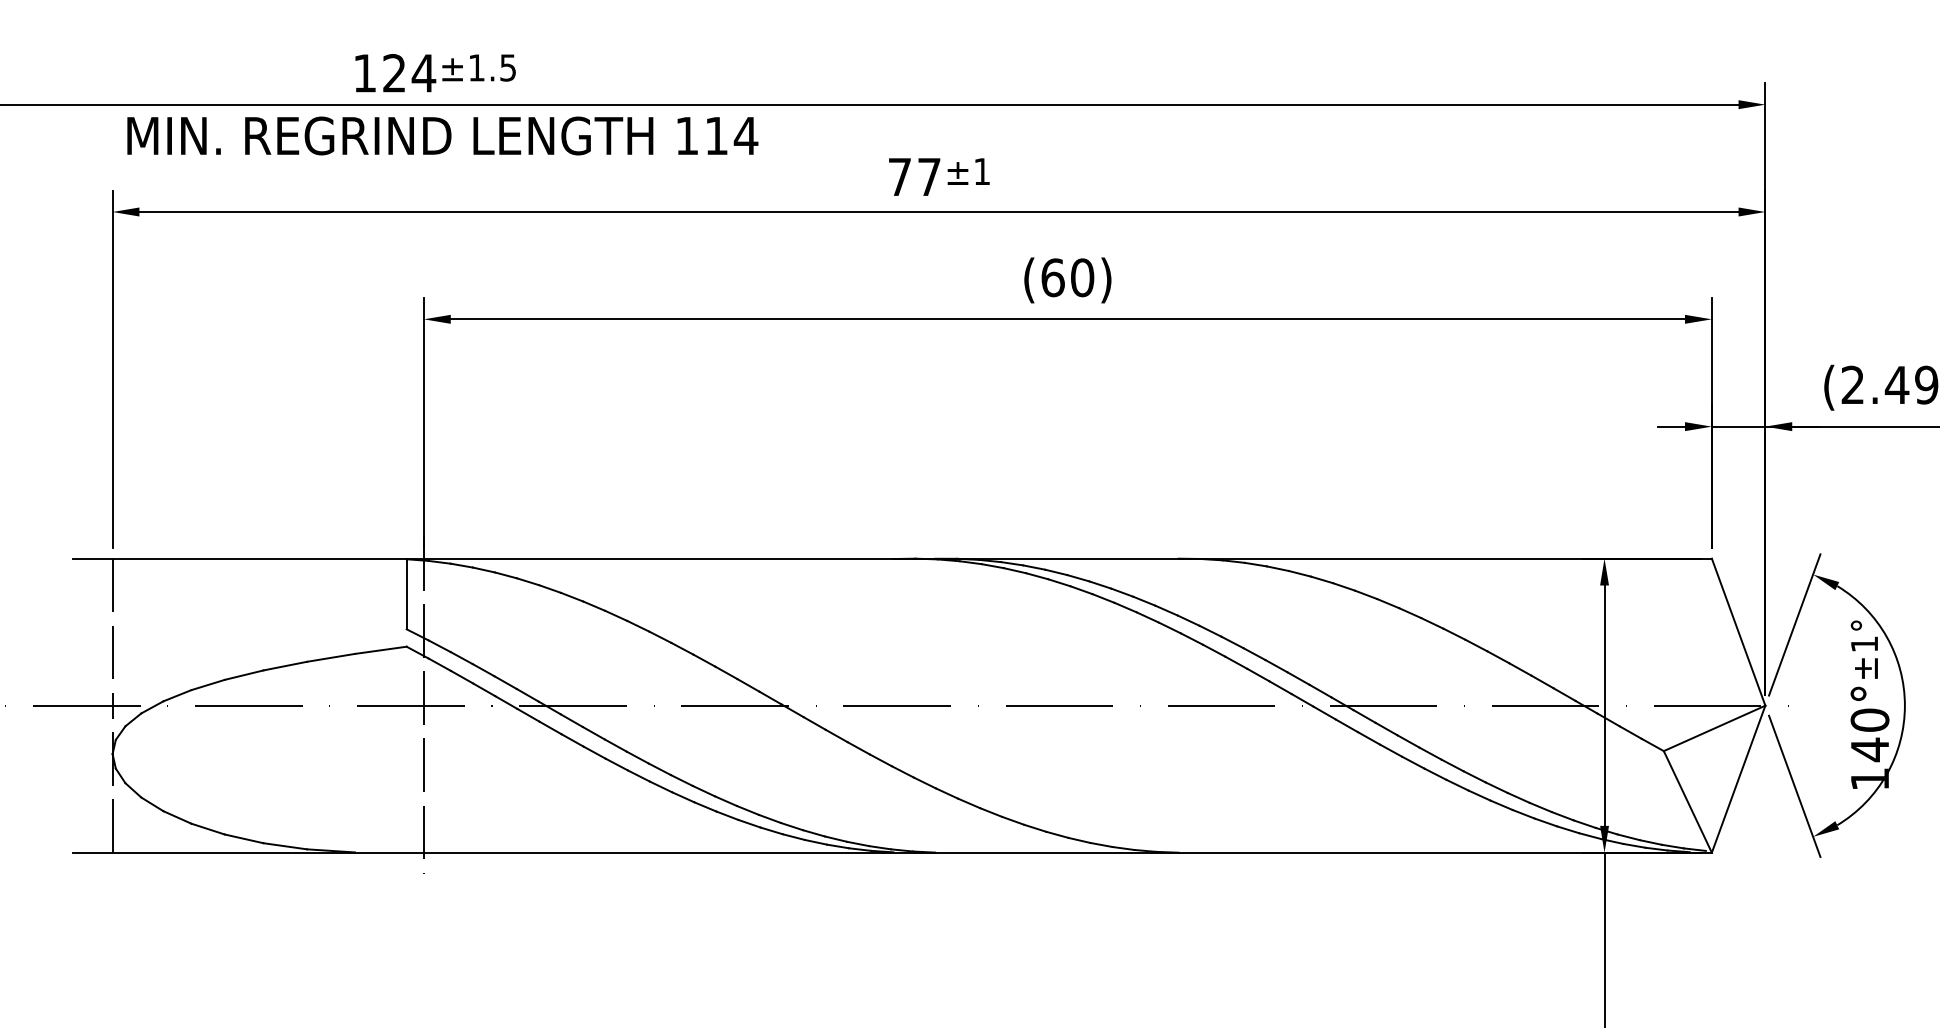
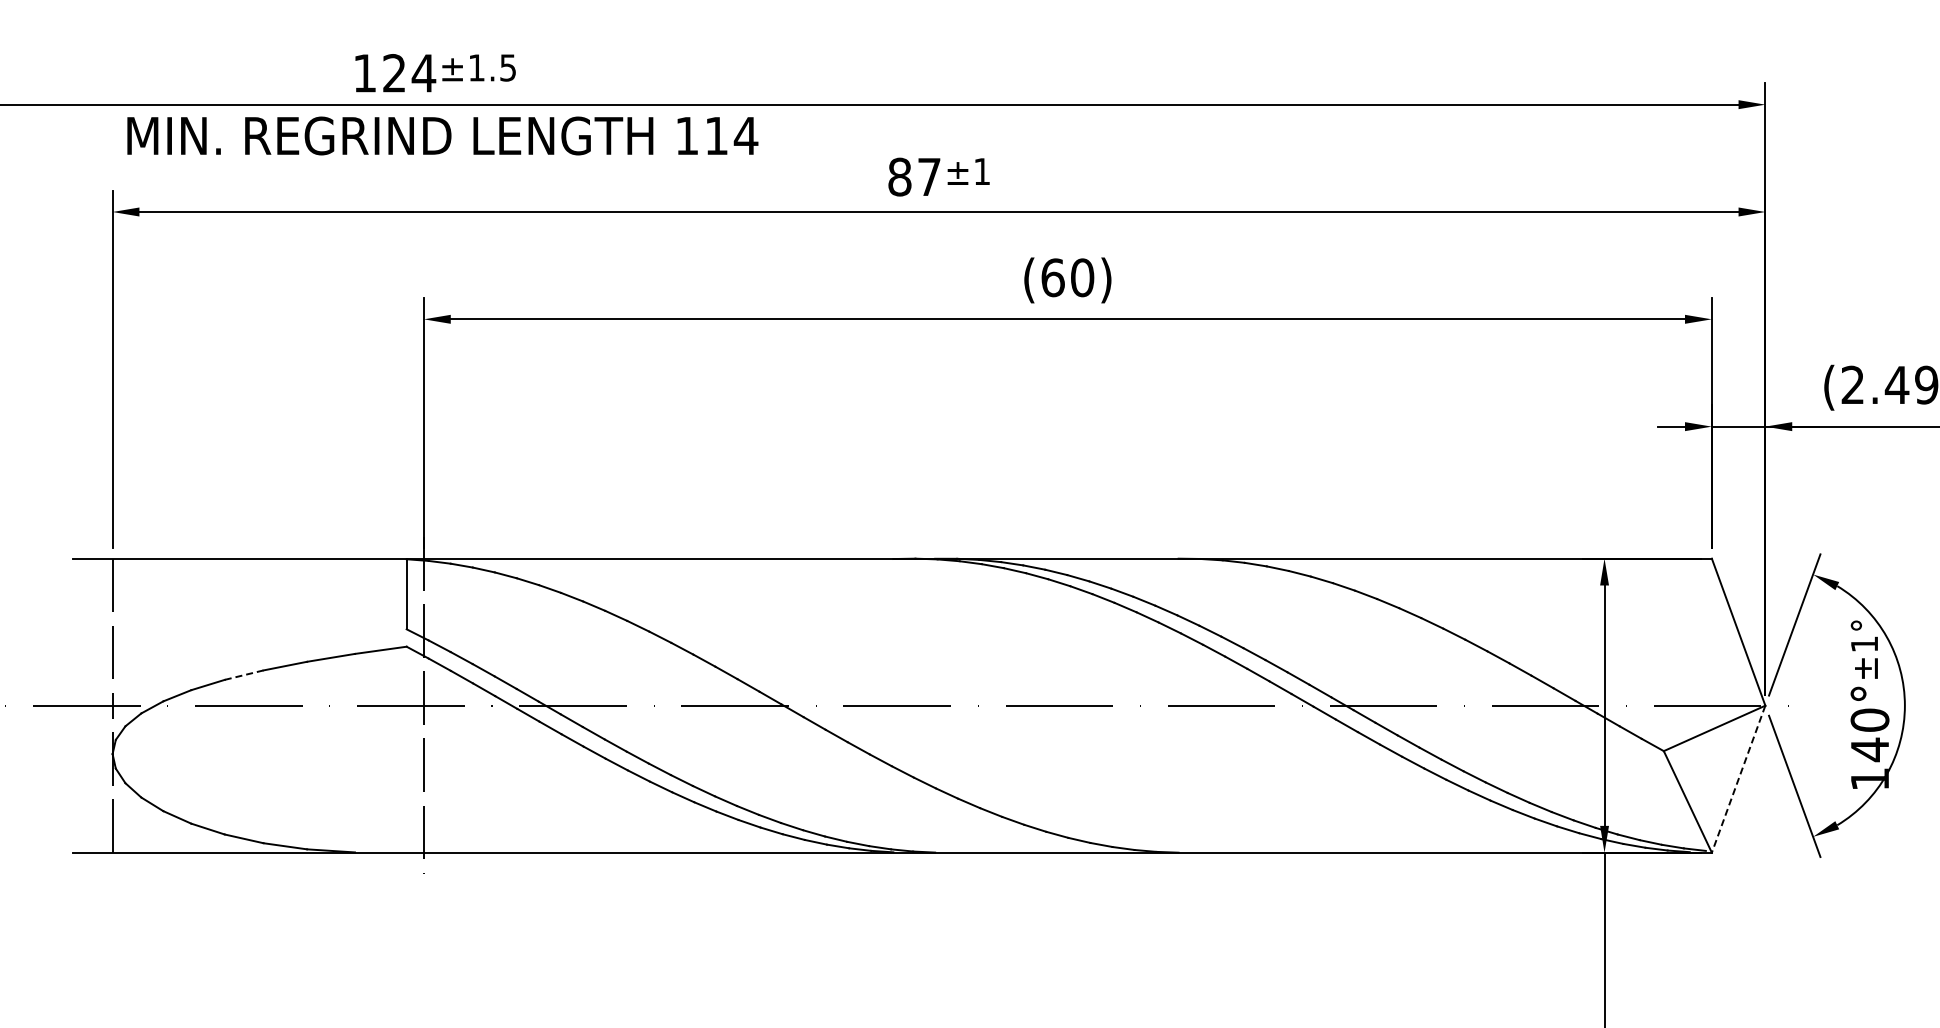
text: 77 -> 87 (899, 176)
line: solid -> dashed (244, 675)
line: solid -> dashed (1738, 779)
